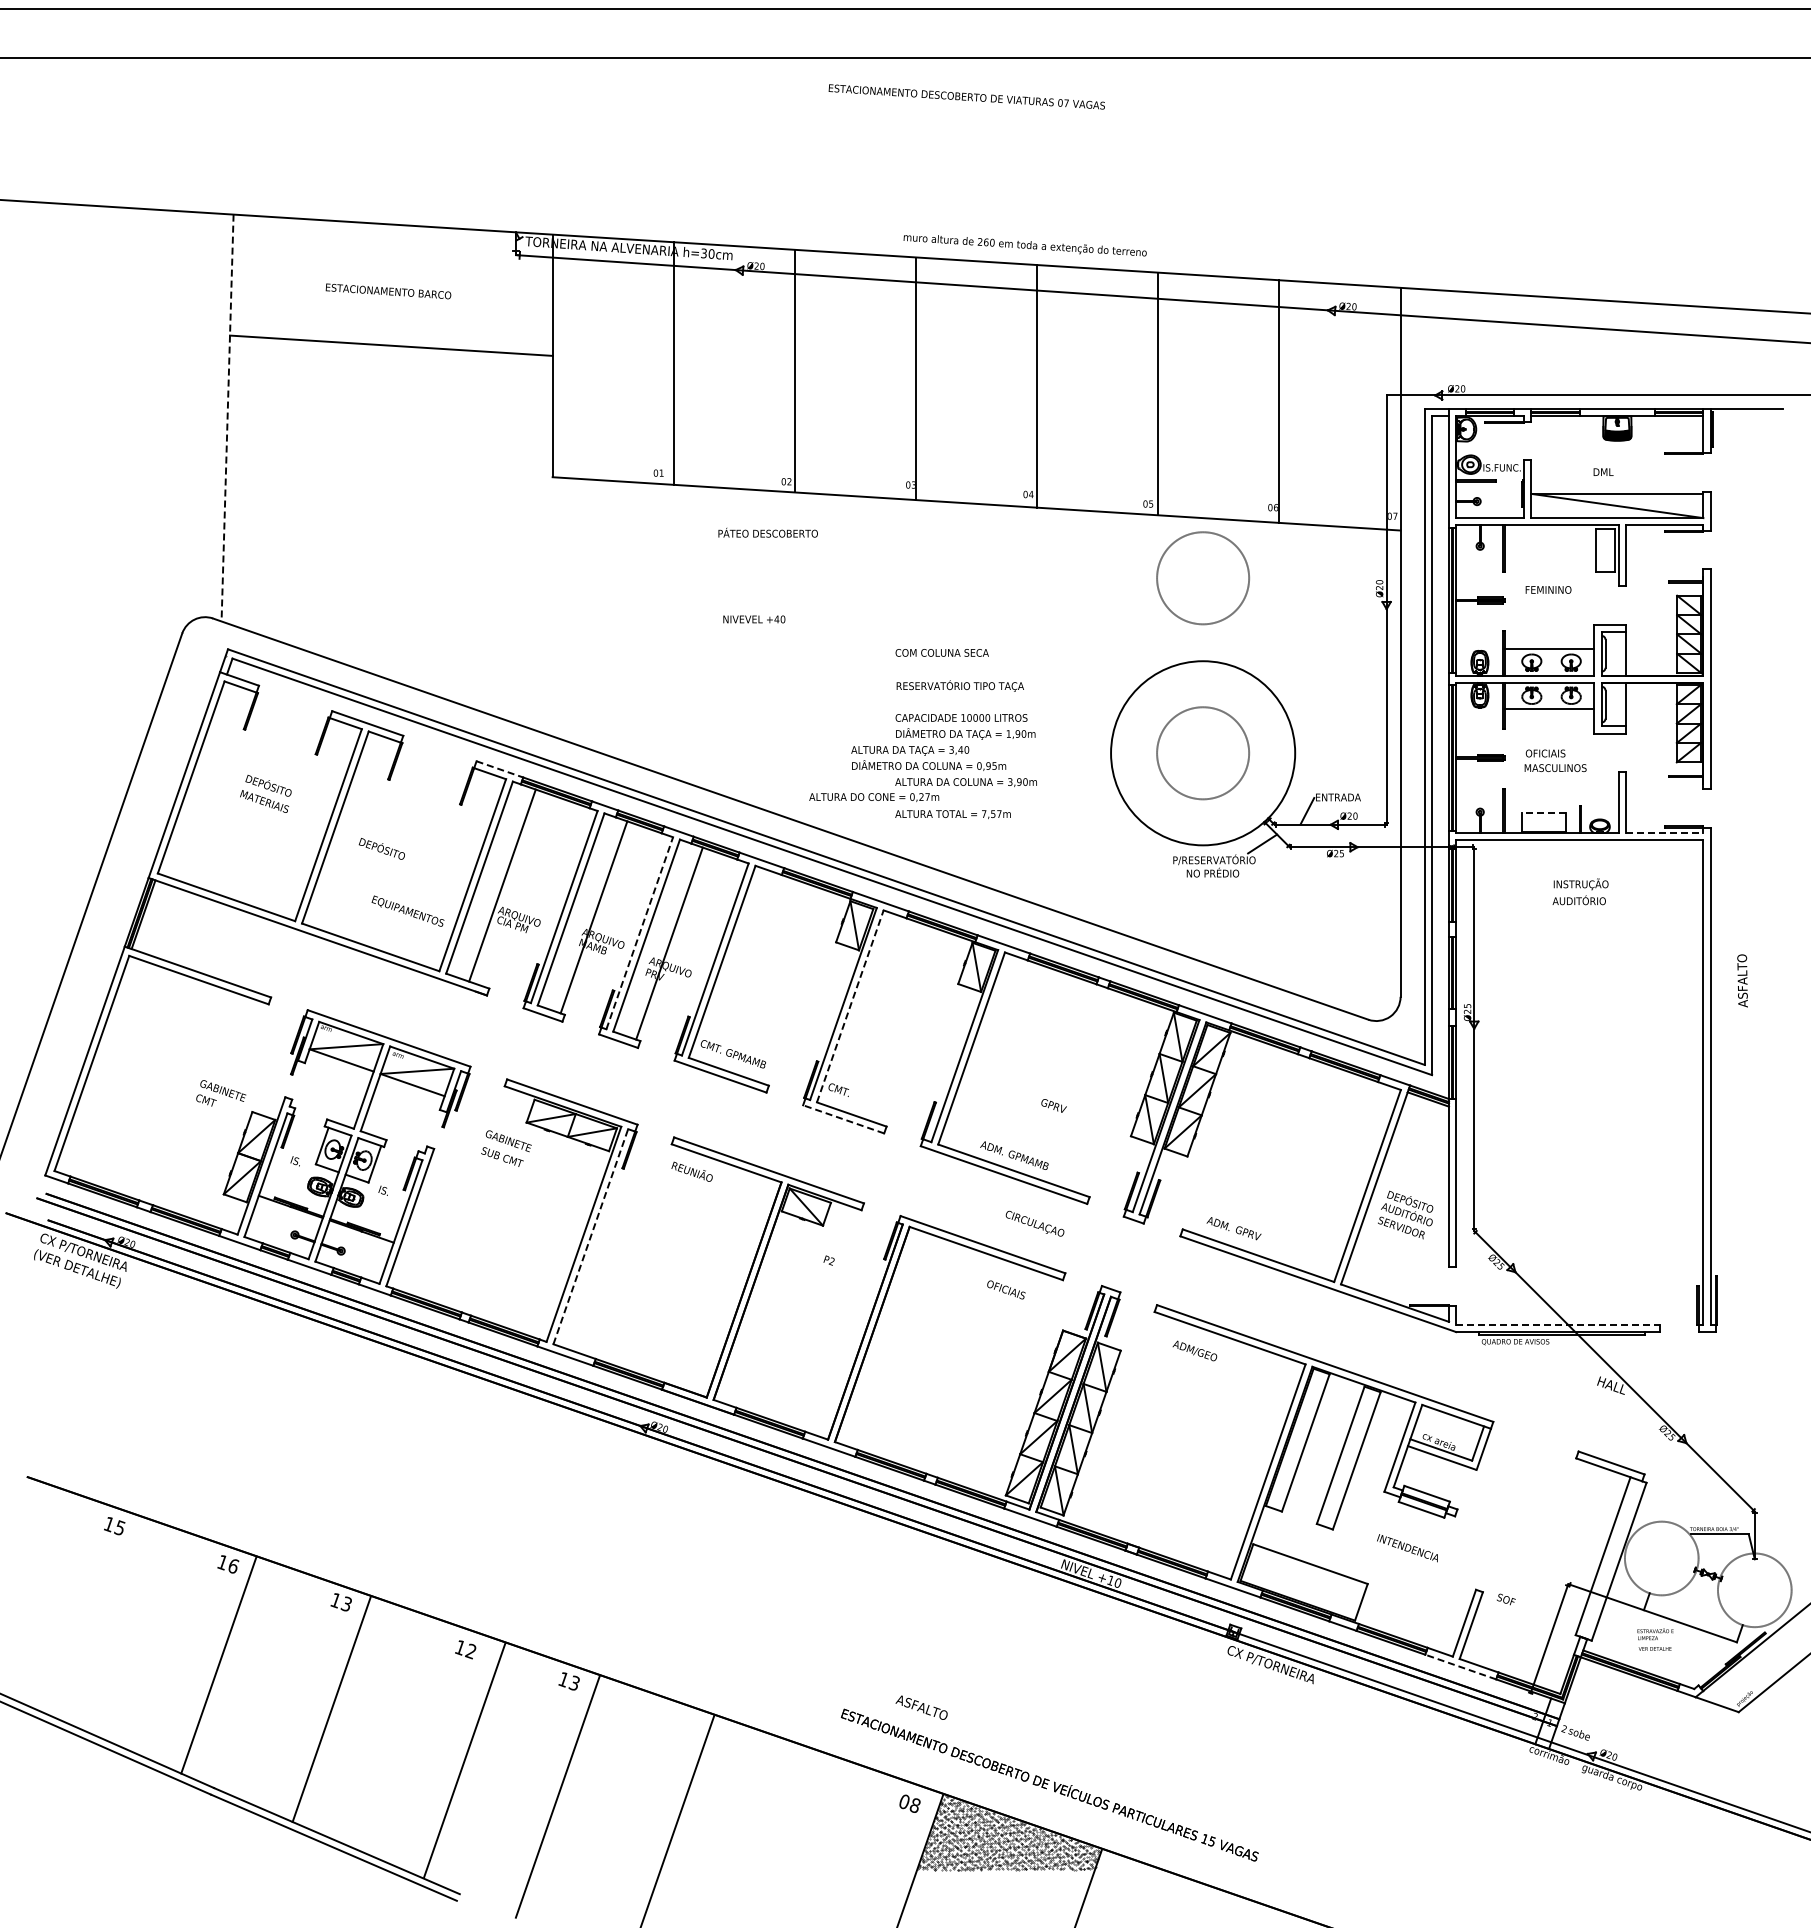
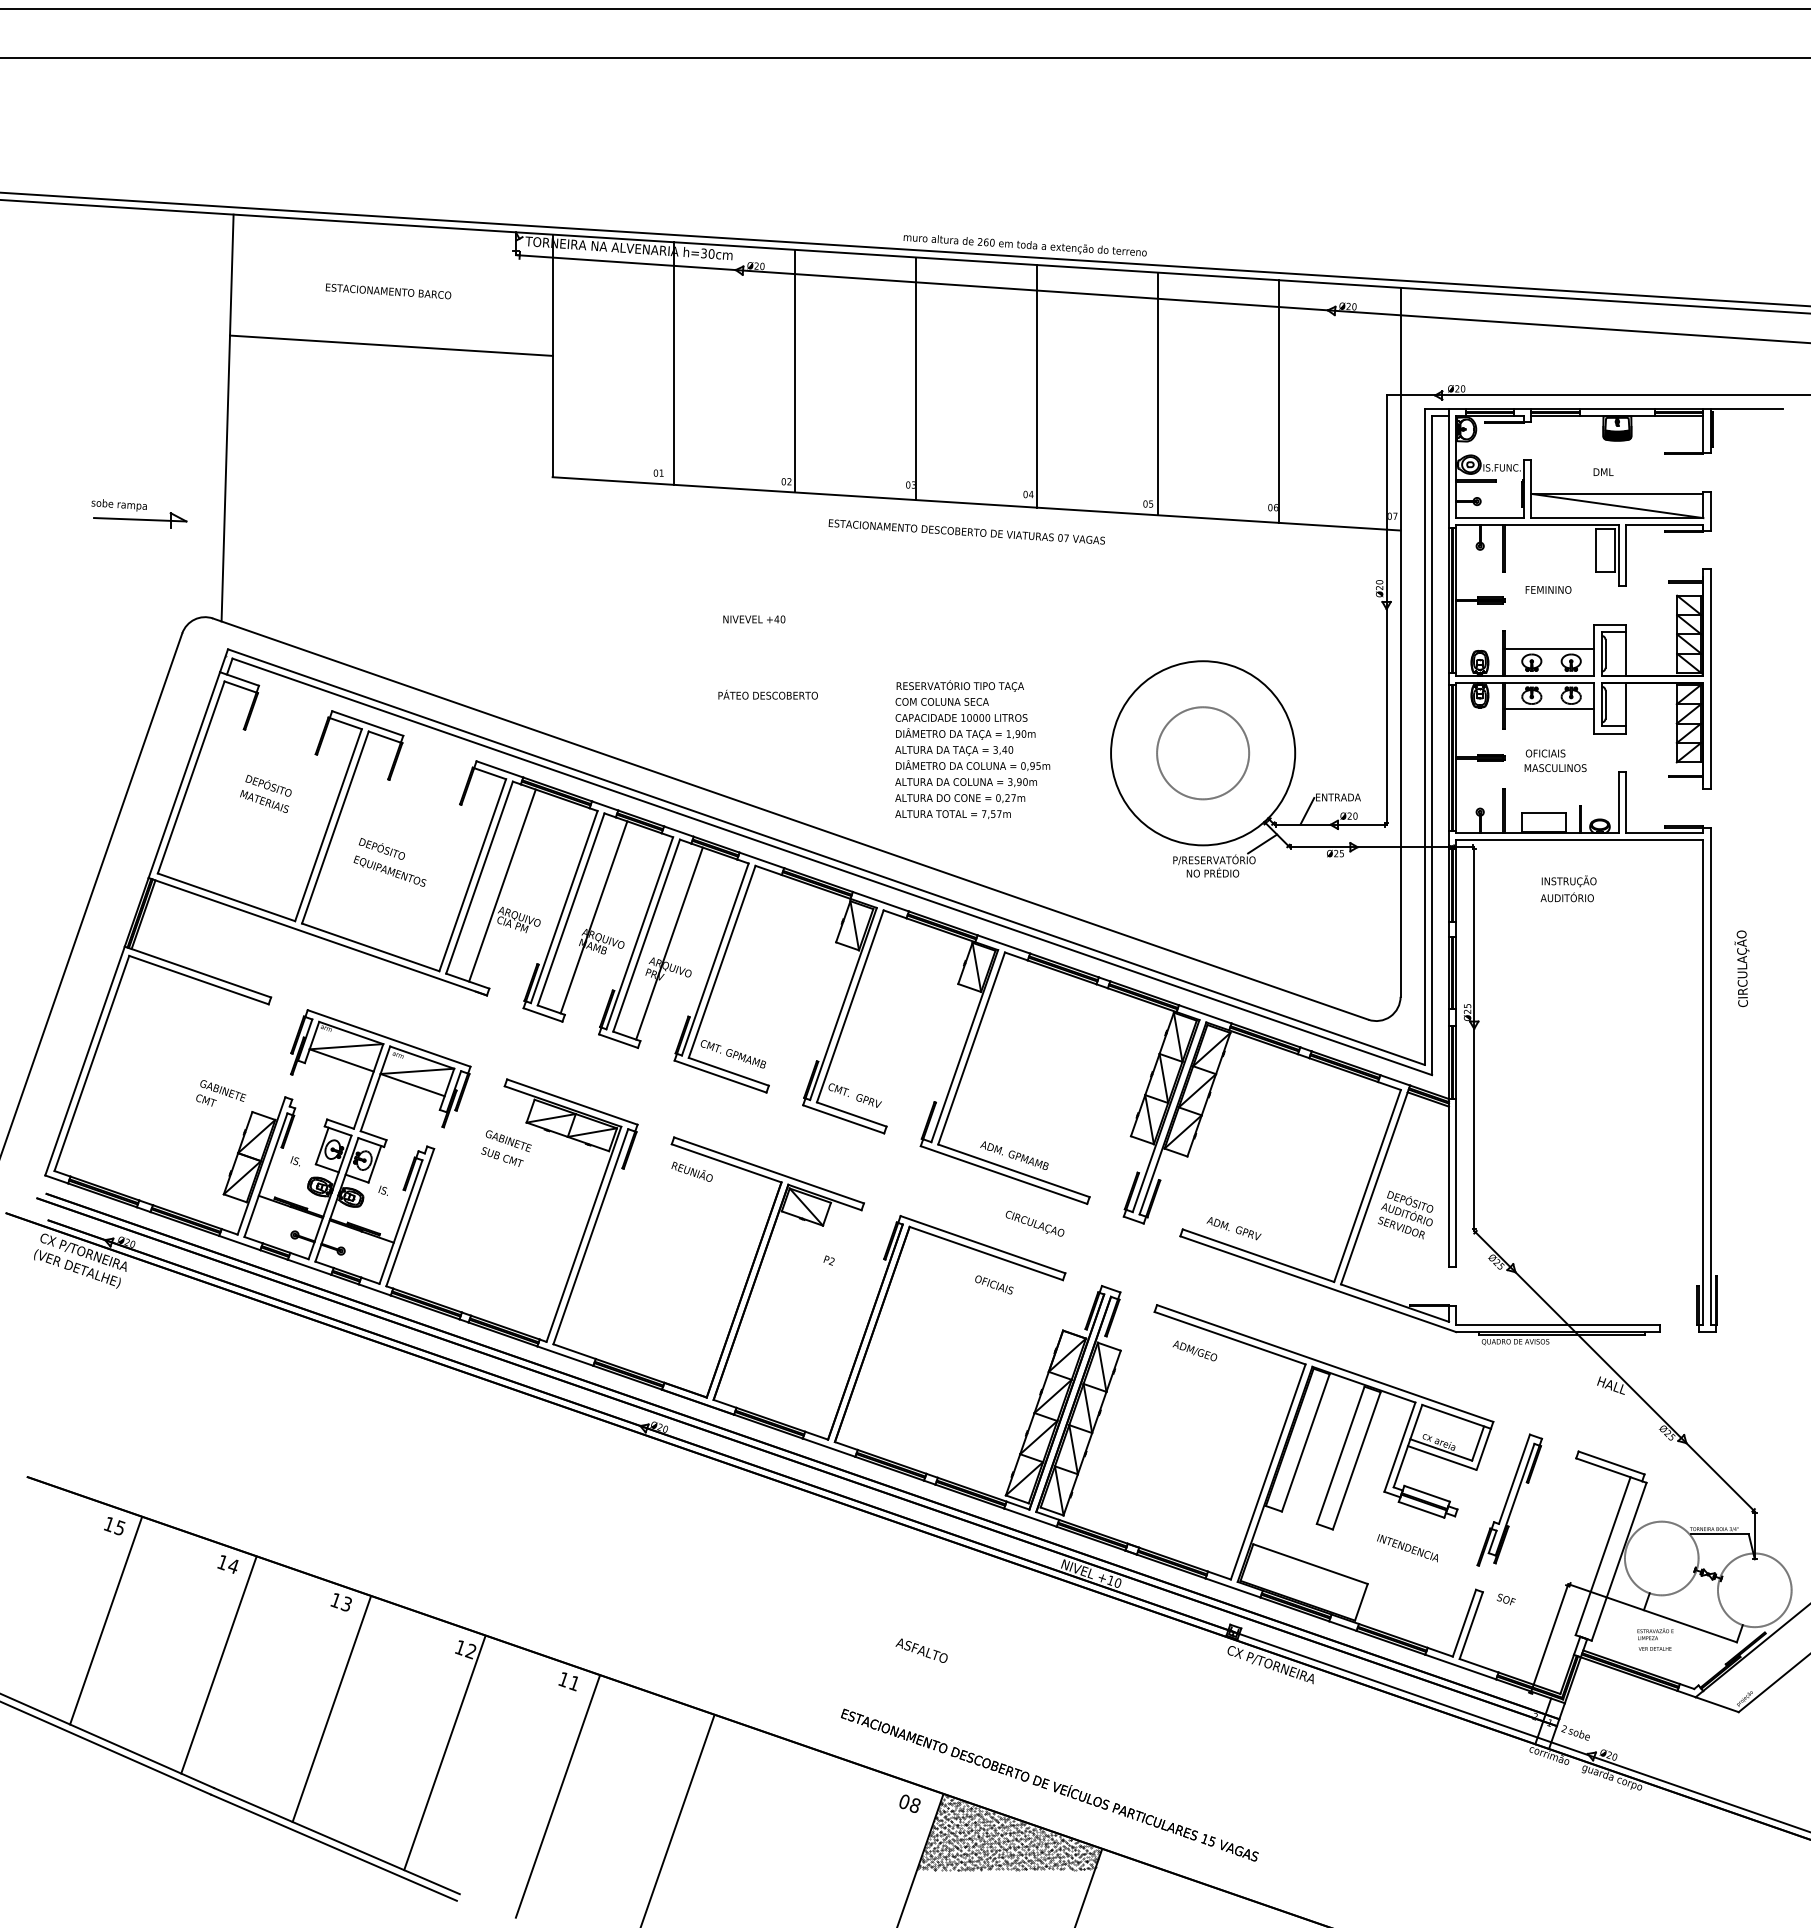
text position: (966, 96) -> (966, 531) (966, 531)
line: none -> present (904, 249)
line: dashed -> solid (227, 418)
part: none -> present (139, 513)
text position: (767, 532) -> (767, 694) (767, 694)
circle: present -> none (1202, 578)
text position: (941, 652) -> (941, 701) (941, 701)
text position: (928, 758) -> (972, 758) (972, 758)
line: dashed -> solid (499, 769)
text position: (874, 797) -> (960, 798) (960, 798)
line: dashed -> solid (1543, 812)
line: dashed -> solid (1664, 833)
text position: (1580, 891) -> (1568, 888) (1568, 888)
text position: (407, 910) -> (389, 870) (389, 870)
line: dashed -> solid (639, 933)
text: ASFALTO -> CIRCULAÇÃO (1741, 968)
line: dashed -> solid (850, 1006)
text position: (1053, 1105) -> (868, 1100) (868, 1100)
line: dashed -> solid (843, 1119)
line: dashed -> solid (590, 1236)
text position: (1006, 1289) -> (994, 1284) (994, 1284)
line: dashed -> solid (1558, 1324)
part: none -> present (1509, 1499)
text: 16 -> 14 (233, 1566)
line: none -> present (106, 1620)
line: dashed -> solid (1460, 1667)
text: 13 -> 11 (573, 1683)
text position: (921, 1707) -> (921, 1650) (921, 1650)
line position: (464, 1760) -> (444, 1753) (444, 1753)
